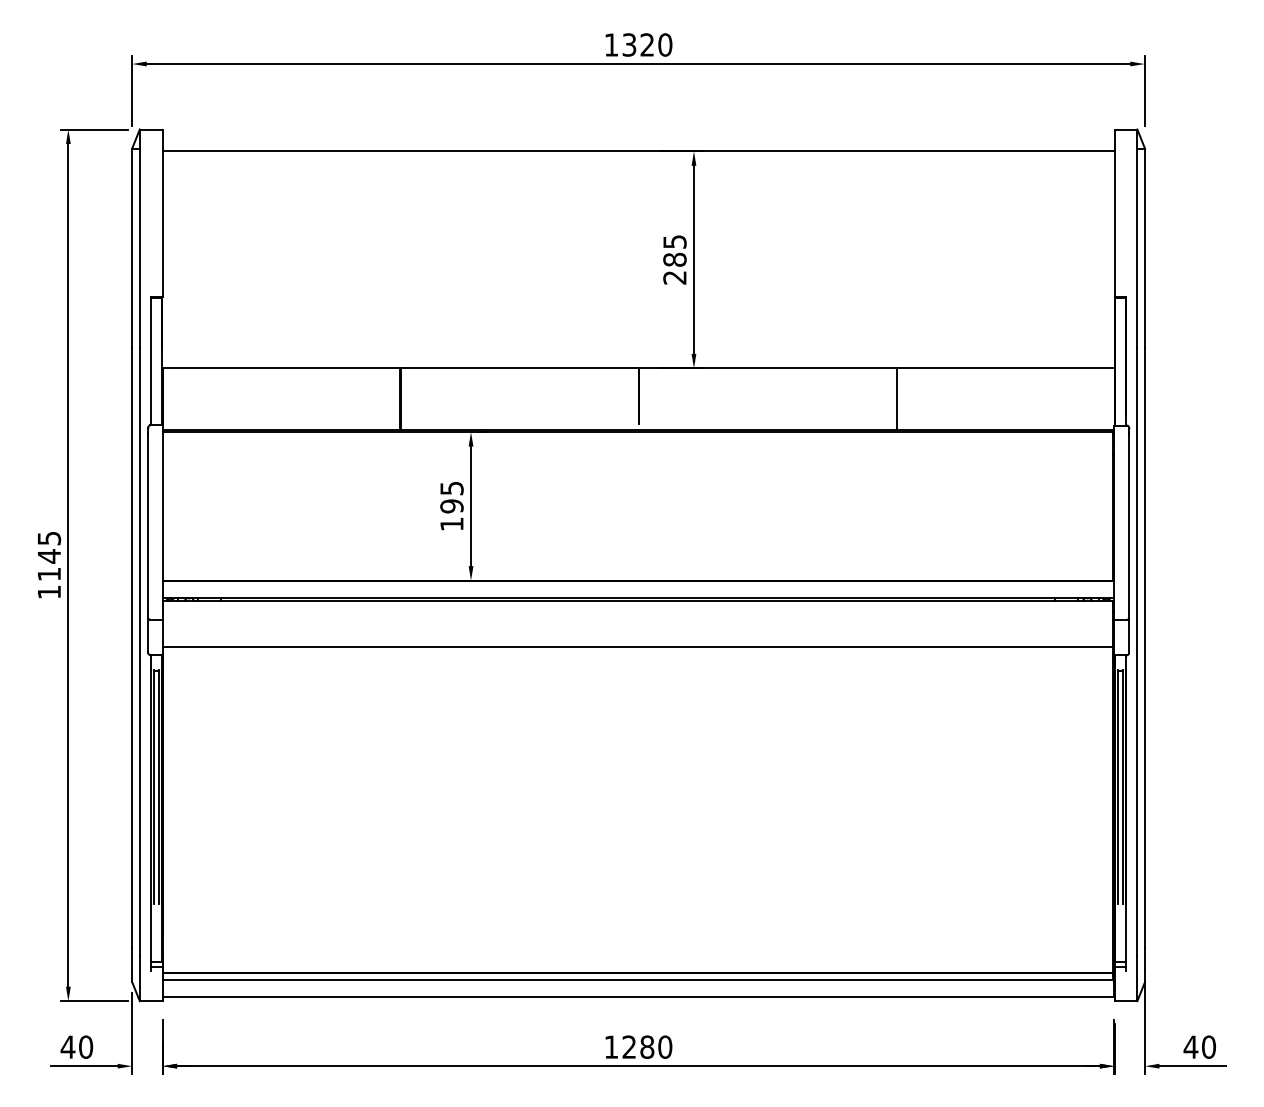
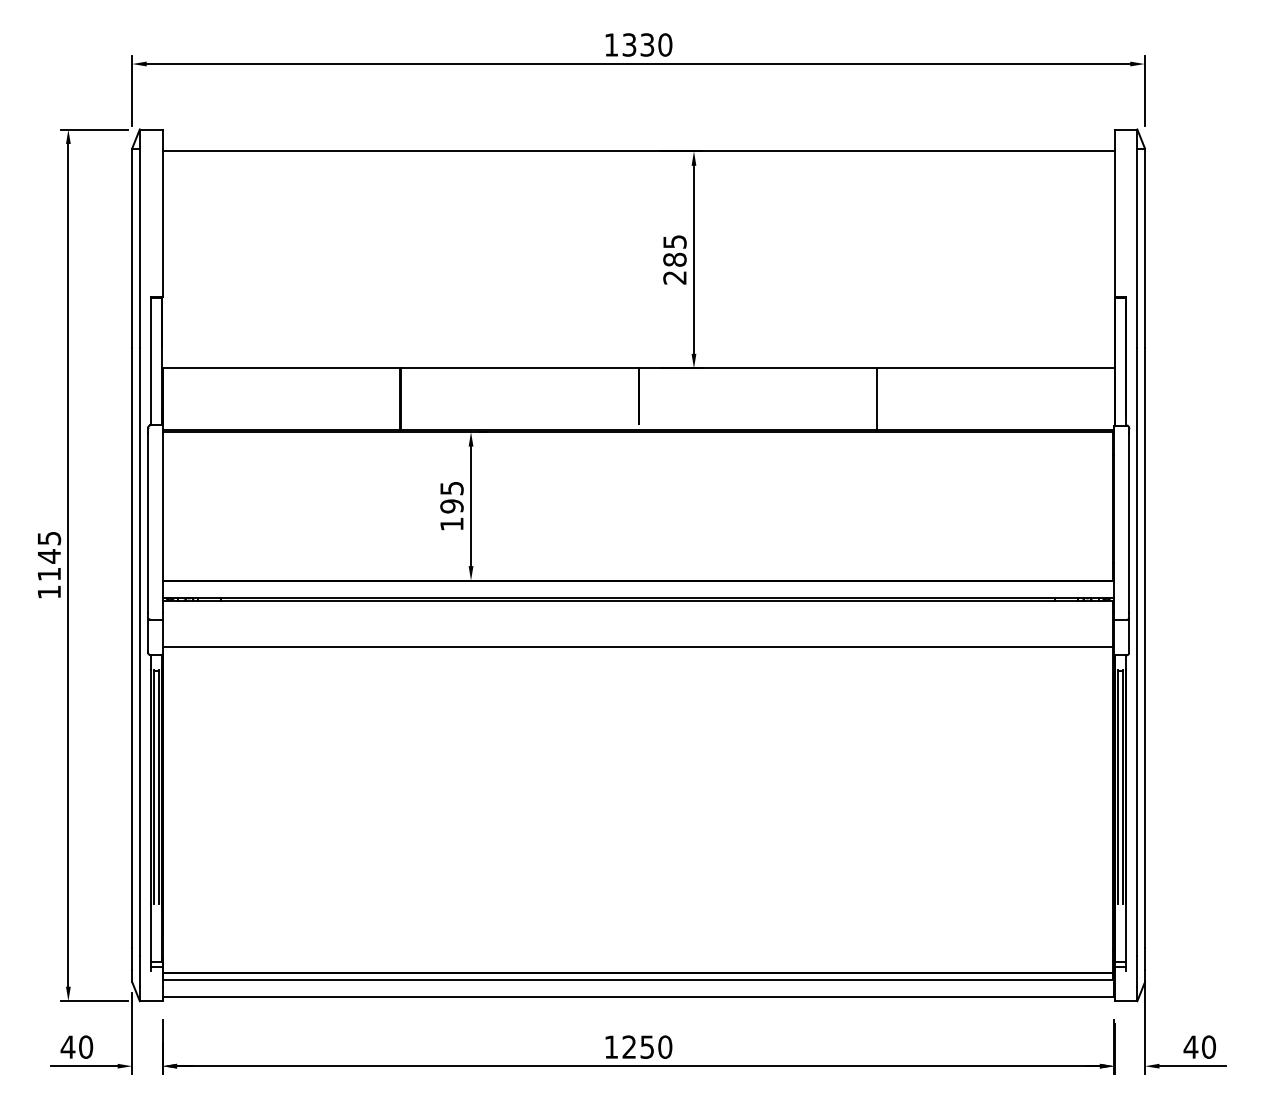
text: 1320 -> 1330 (647, 44)
line position: (896, 399) -> (876, 399) (876, 399)
text: 1280 -> 1250 (647, 1046)
